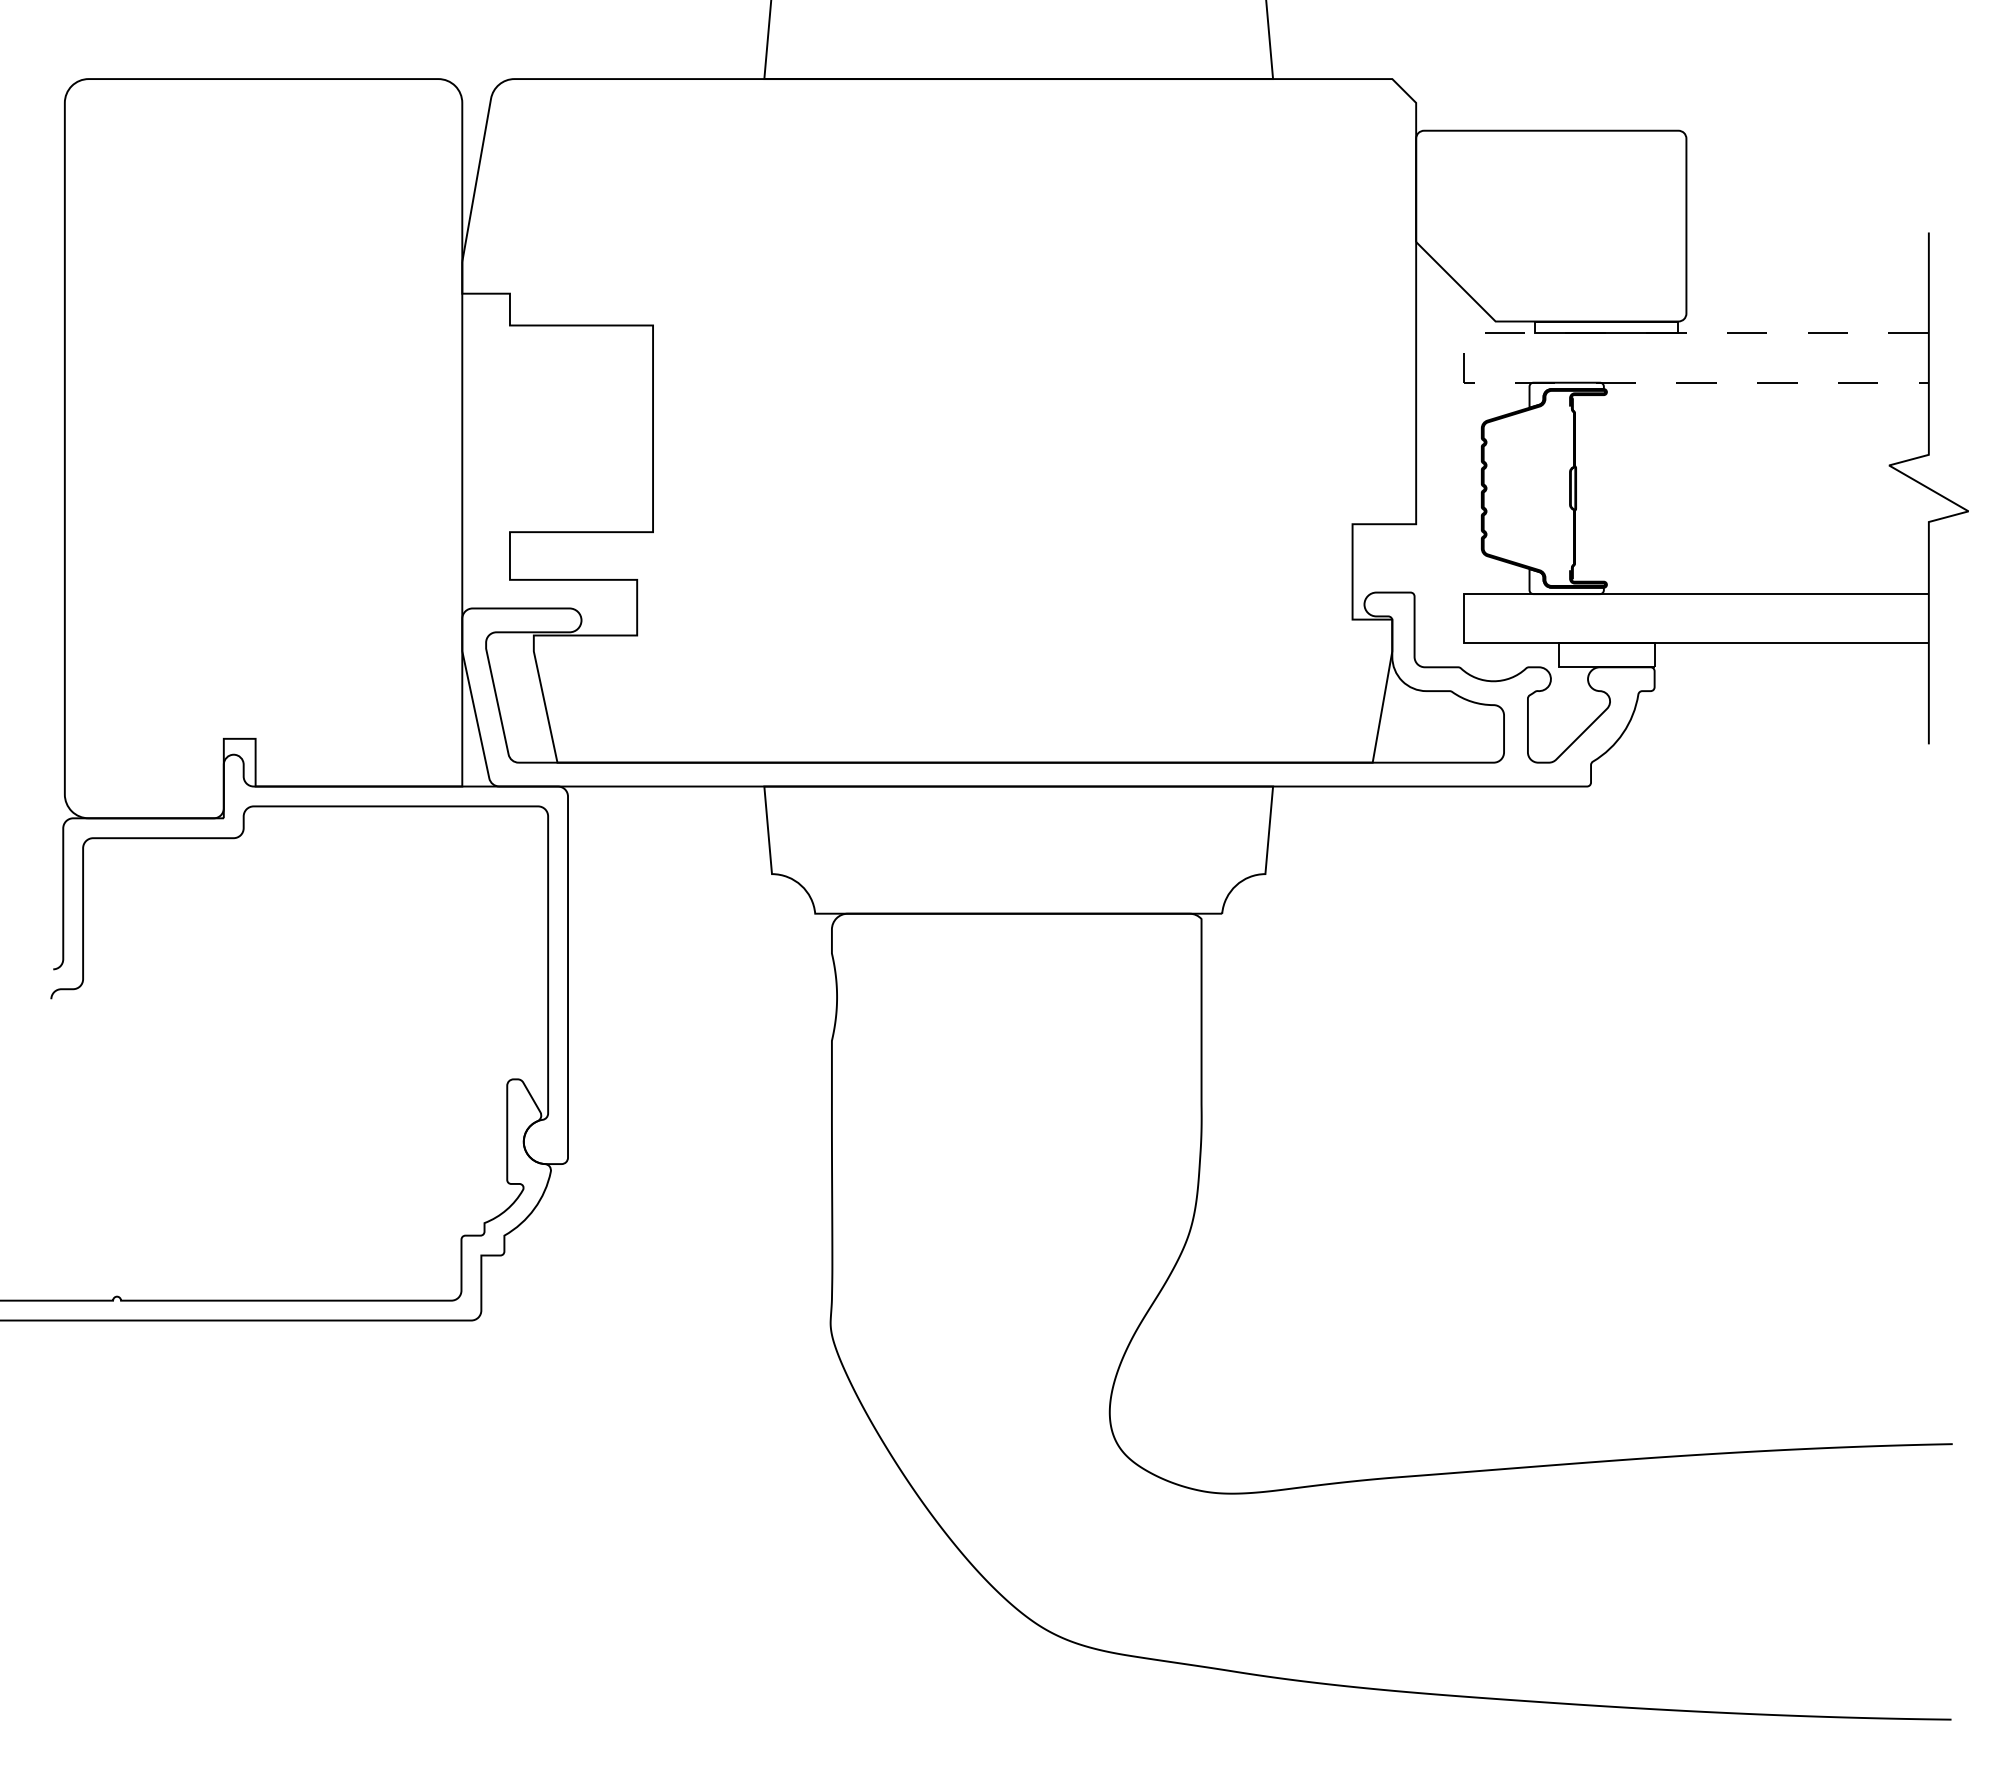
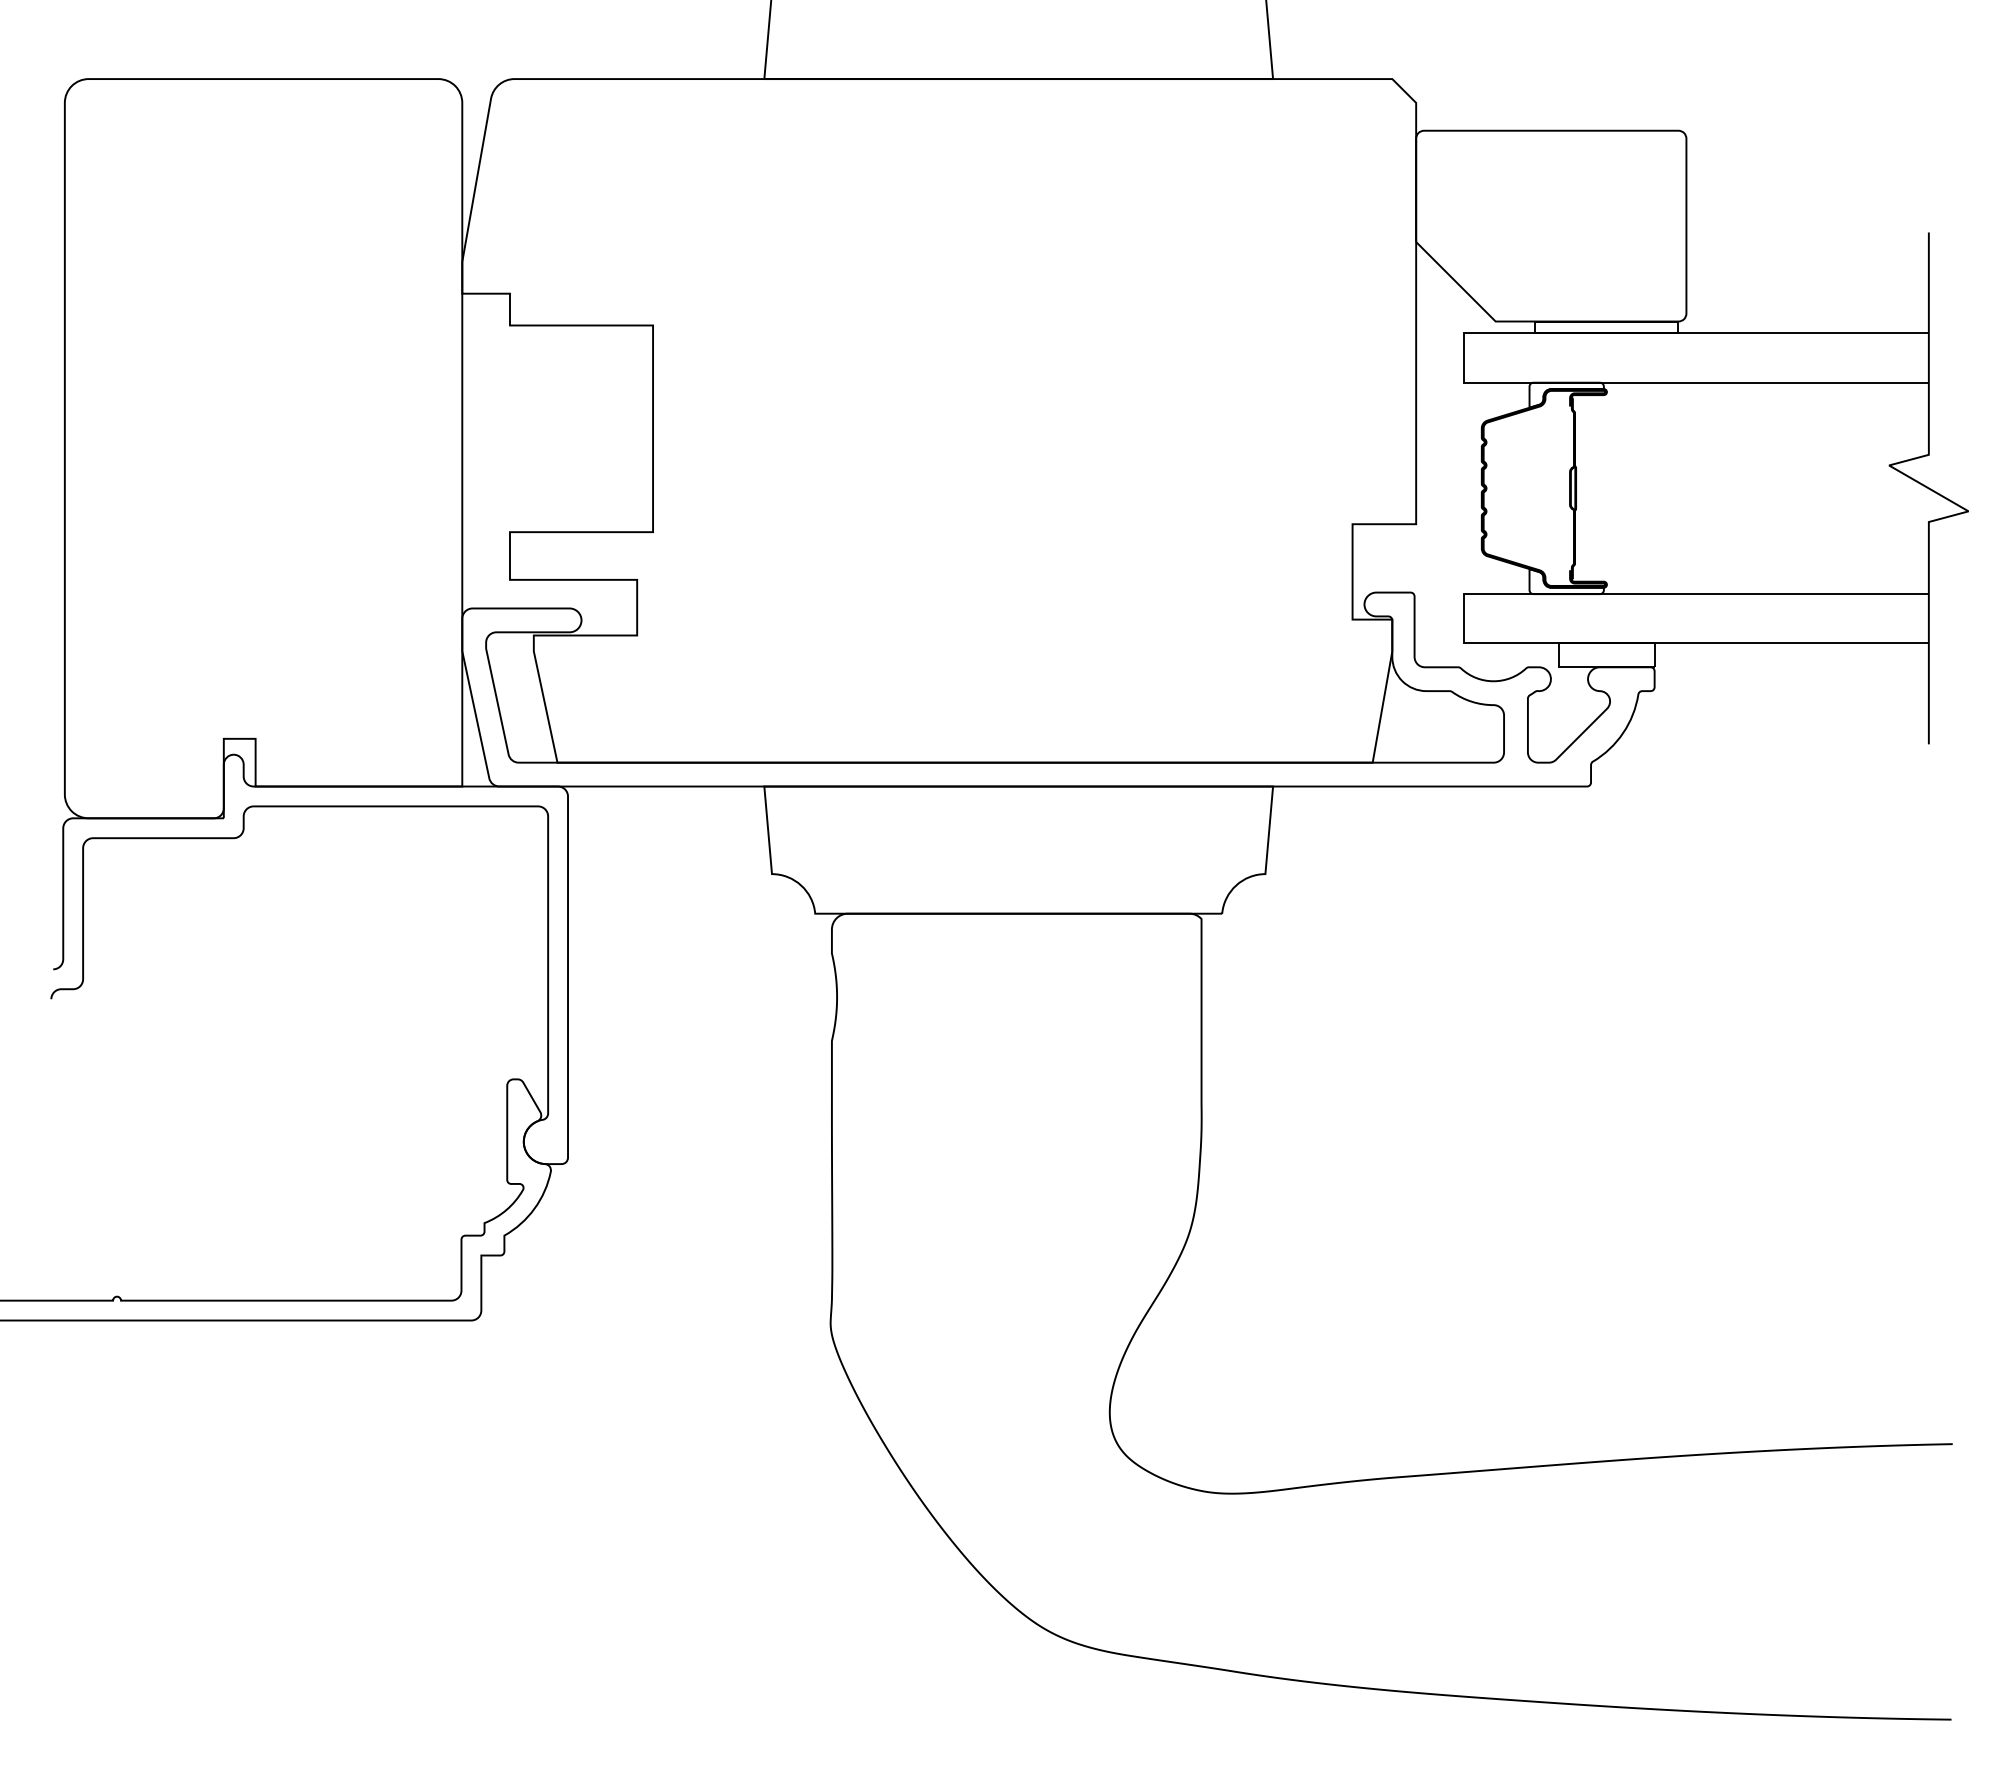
line: dashed -> solid (1463, 358)
